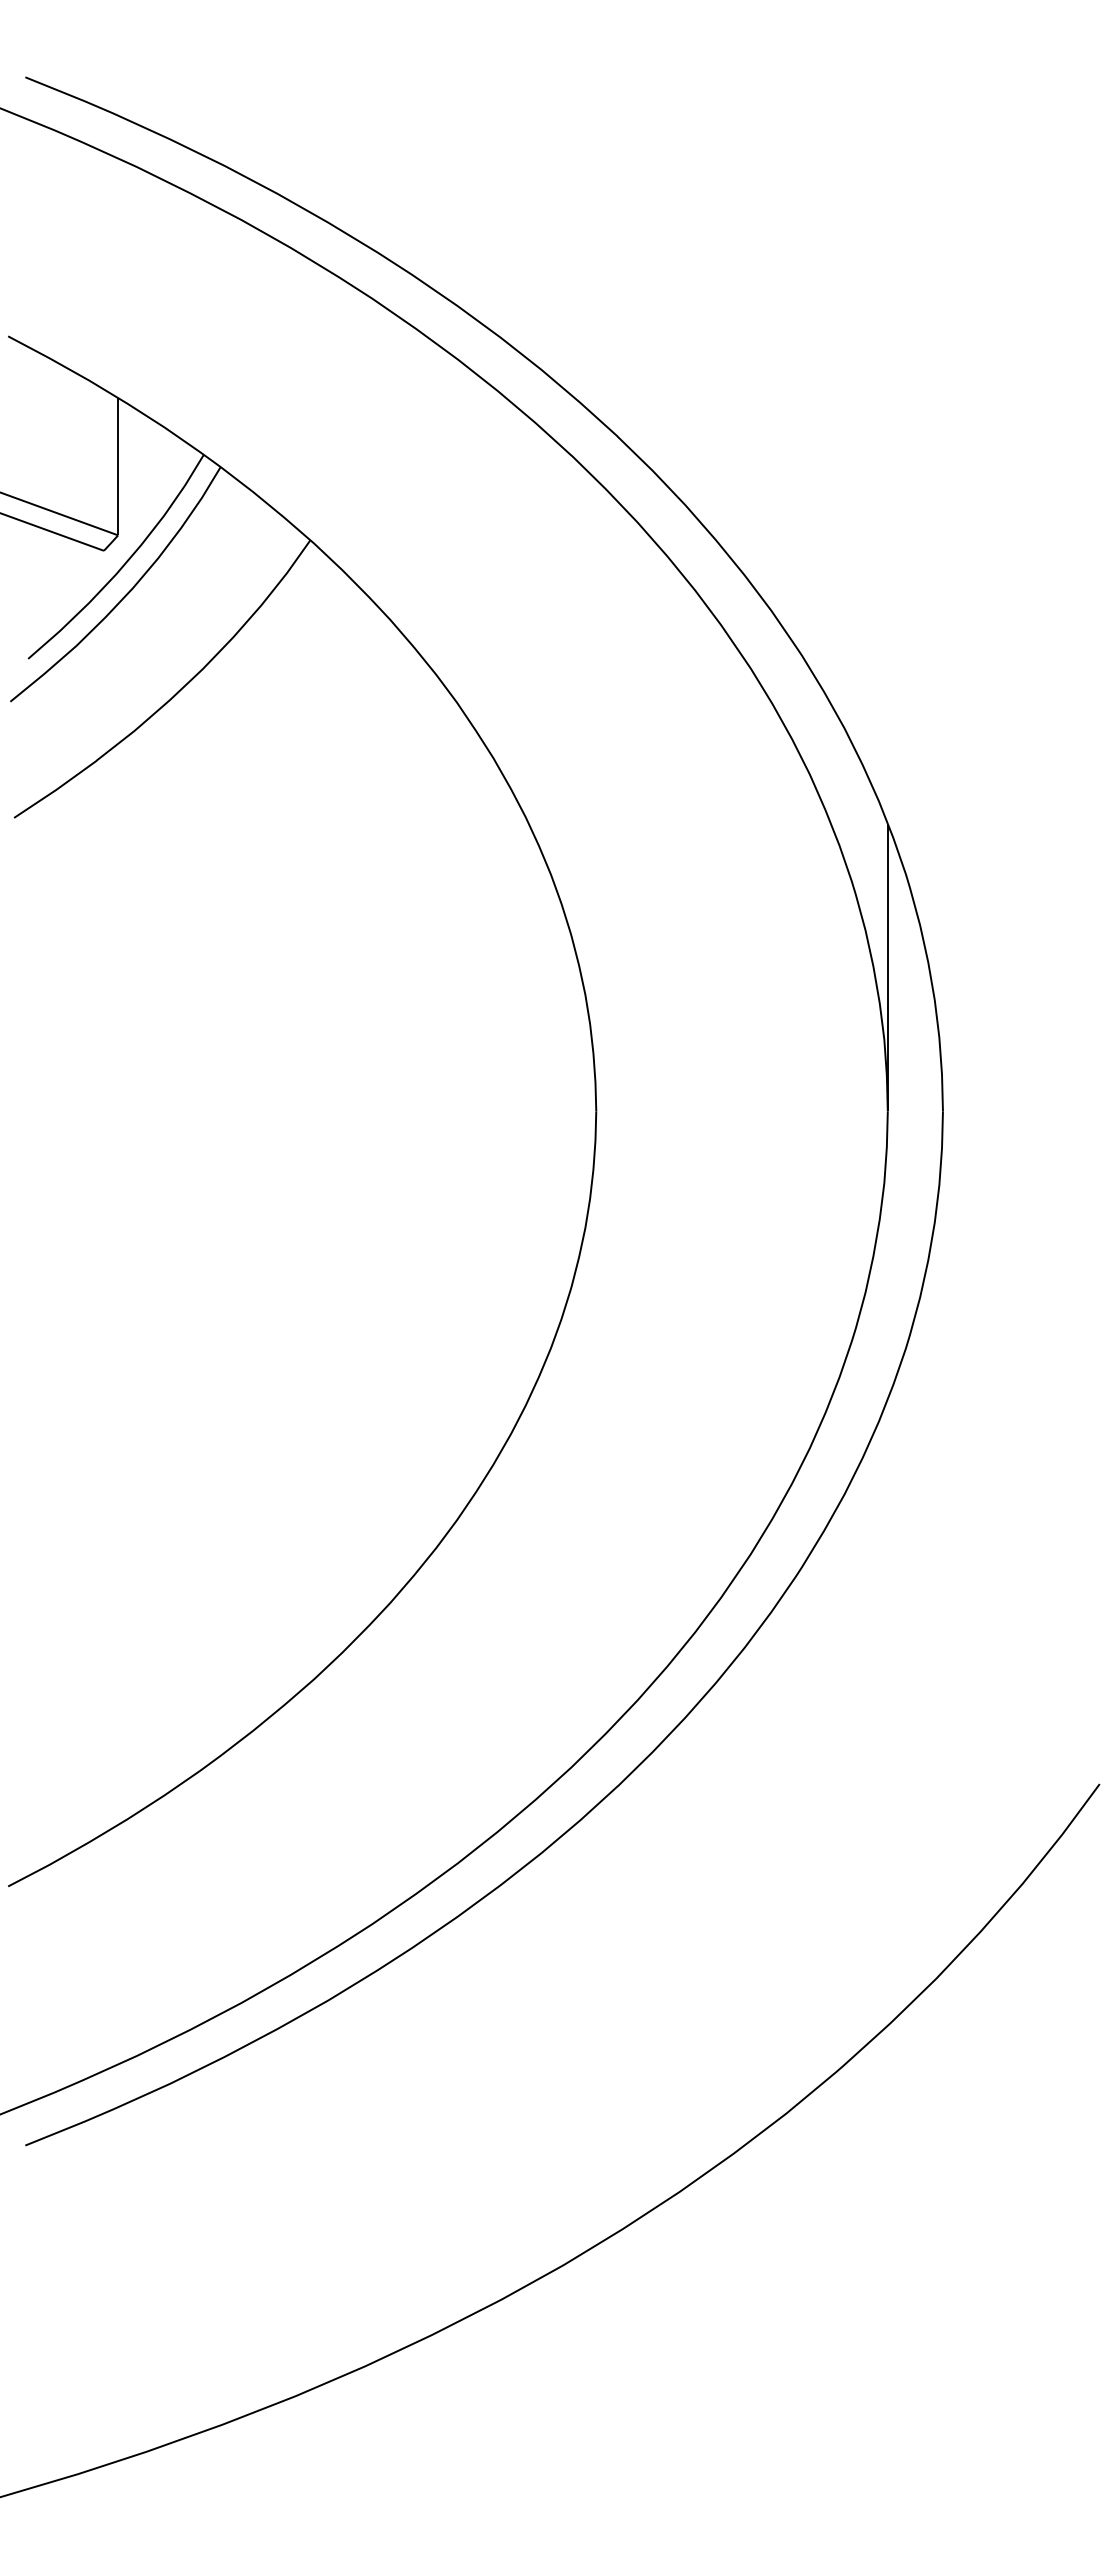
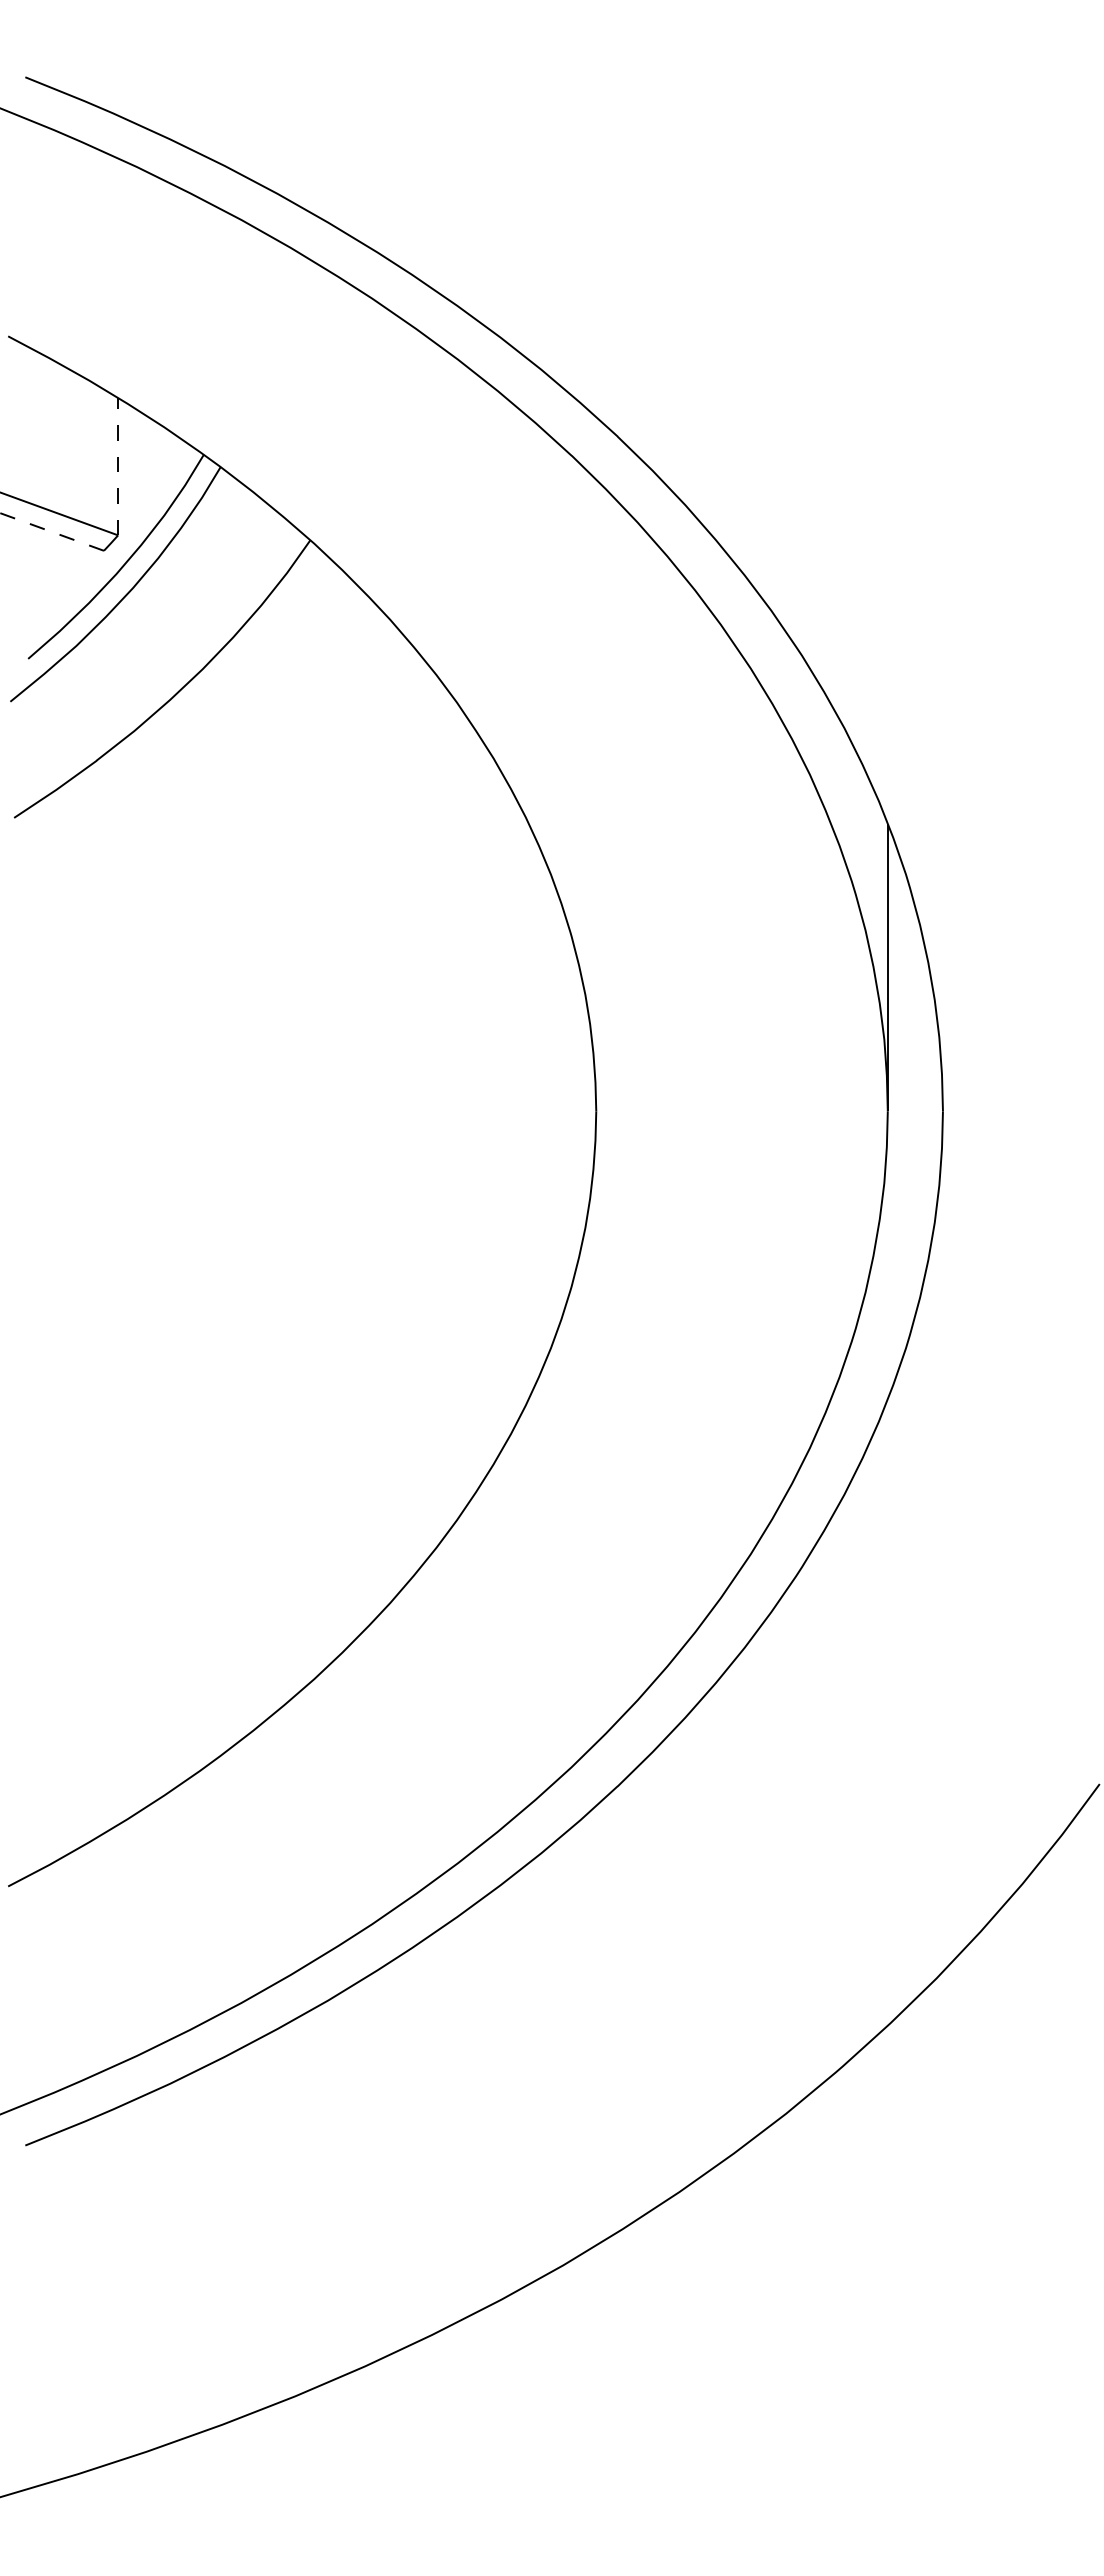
line: solid -> dashed (118, 466)
line: solid -> dashed (51, 531)
